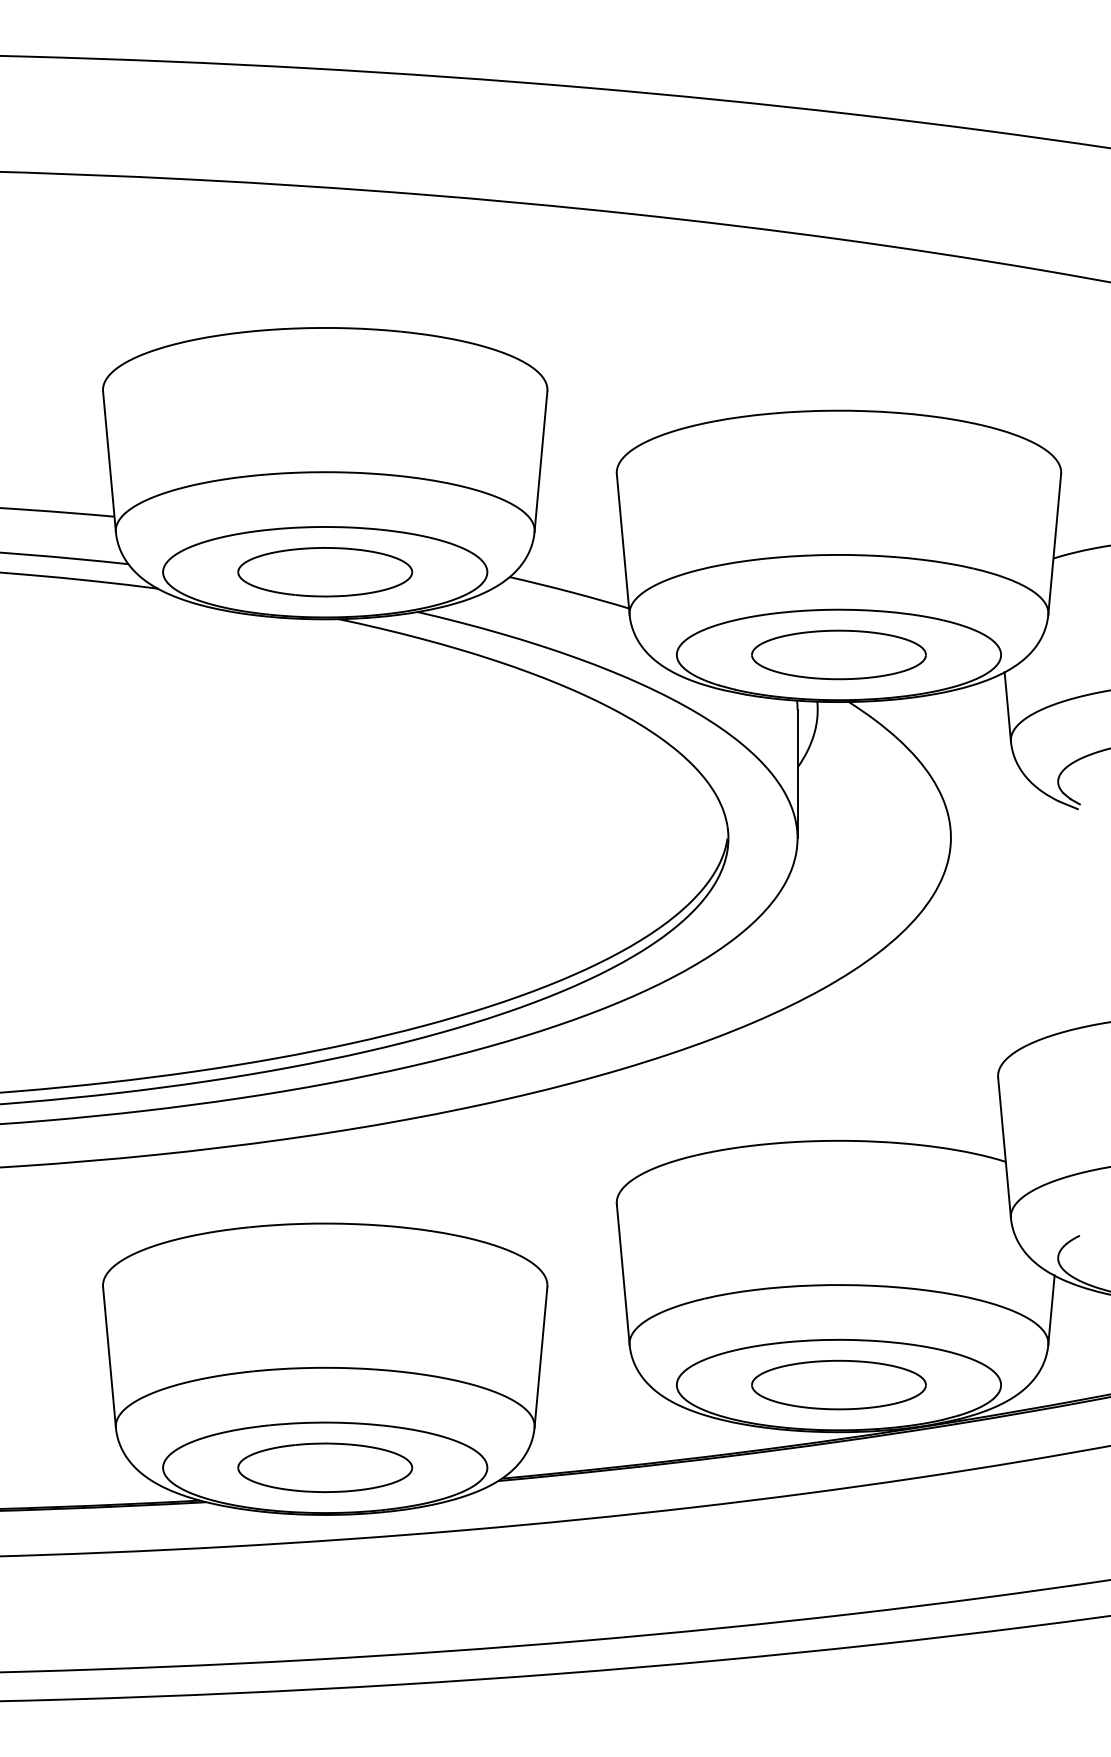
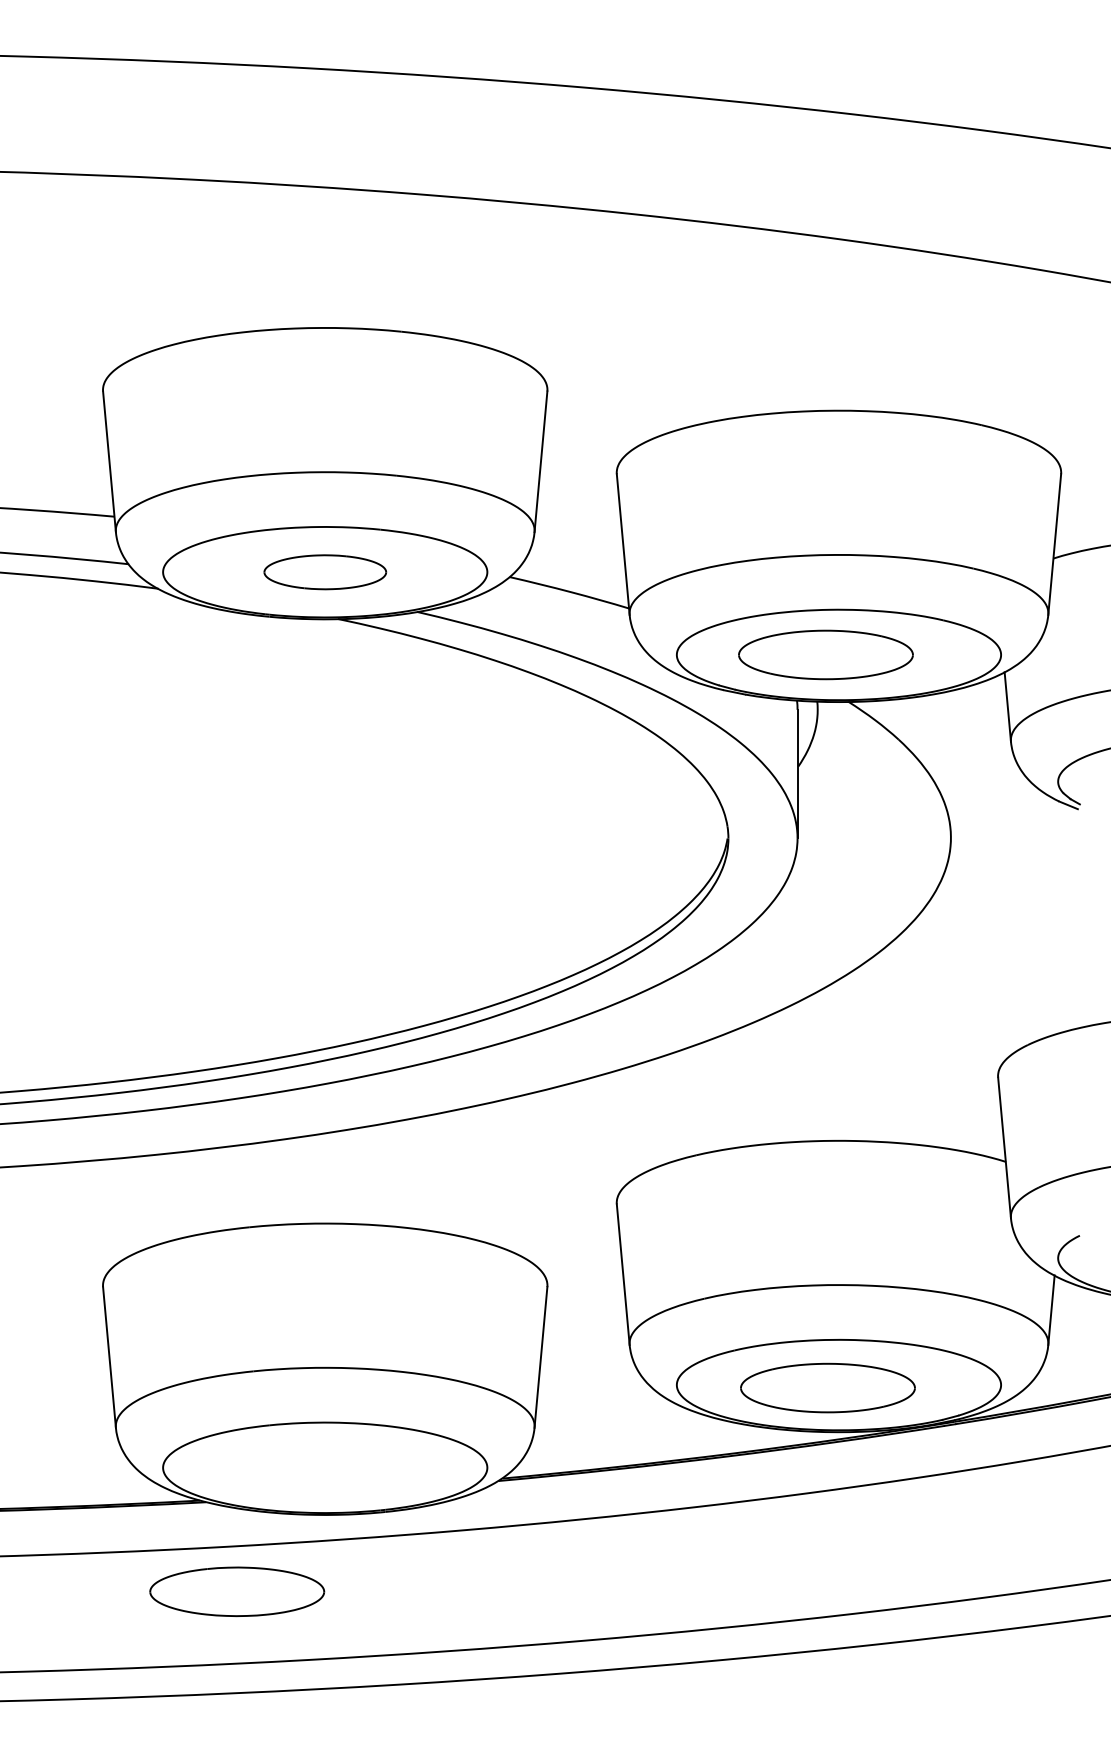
part size: 177x51 px -> 125x37 px (325, 572)
part position: (838, 654) -> (825, 654) (825, 654)
part position: (838, 1384) -> (827, 1387) (827, 1387)
part position: (325, 1467) -> (237, 1591) (237, 1591)
